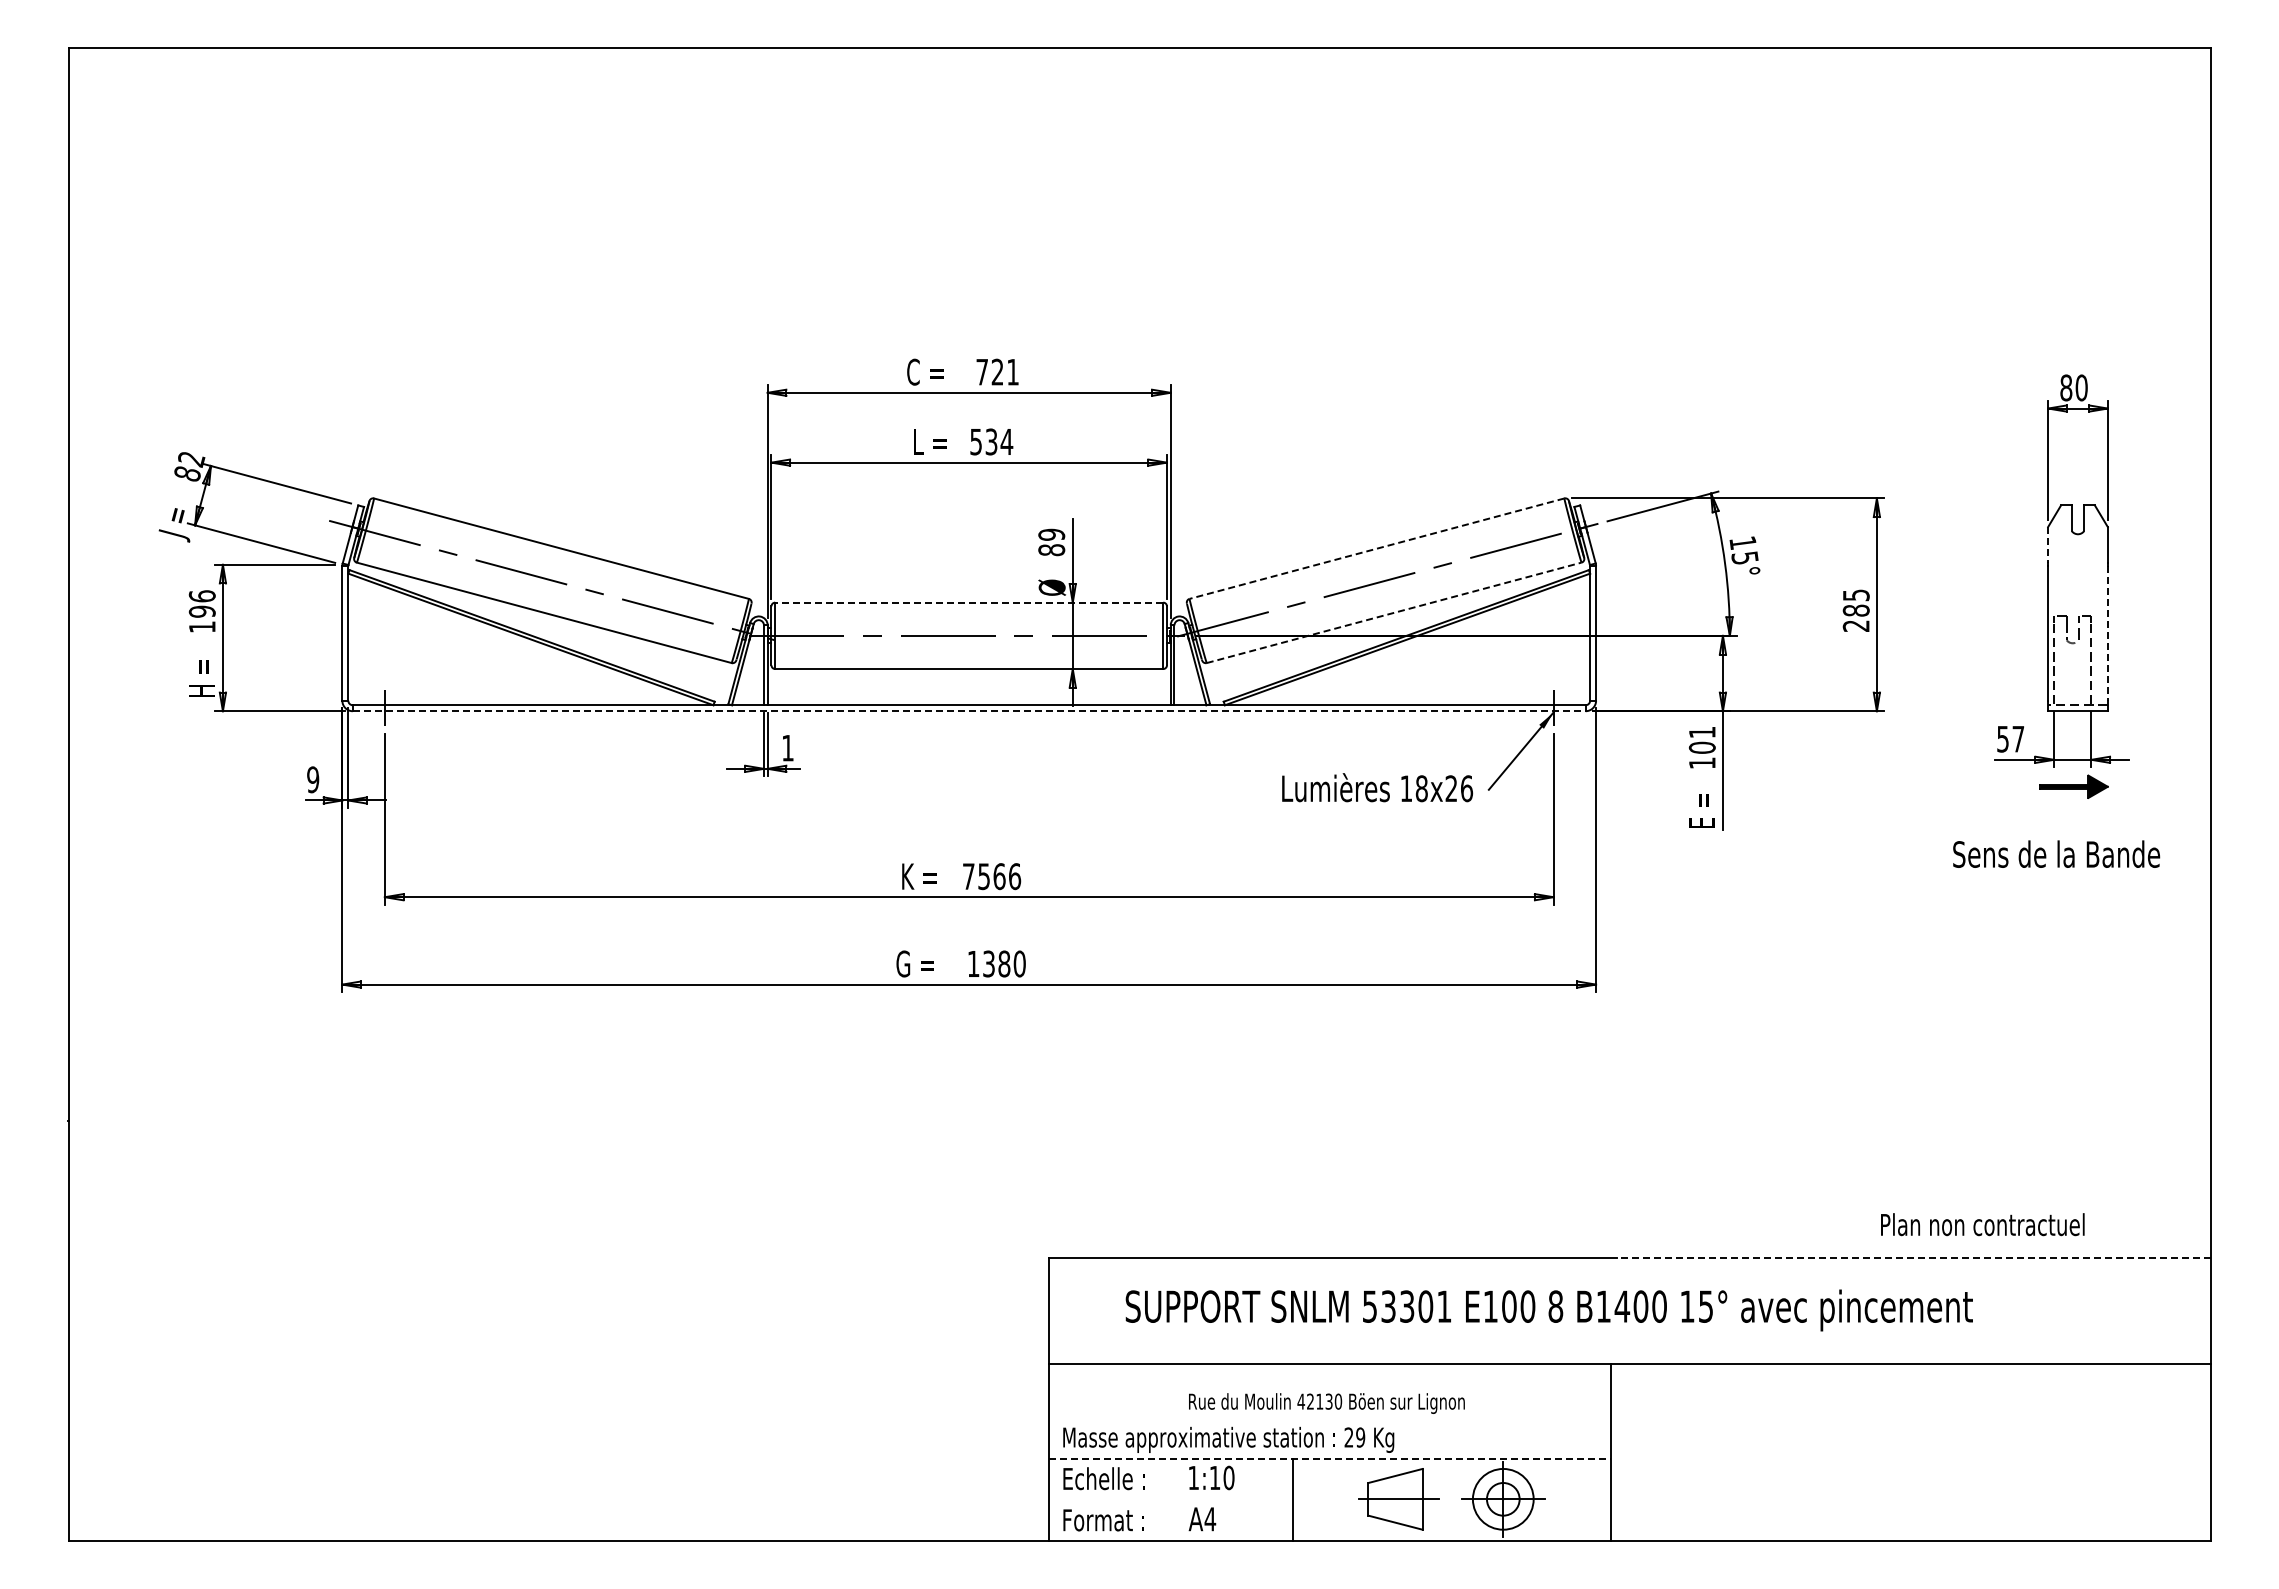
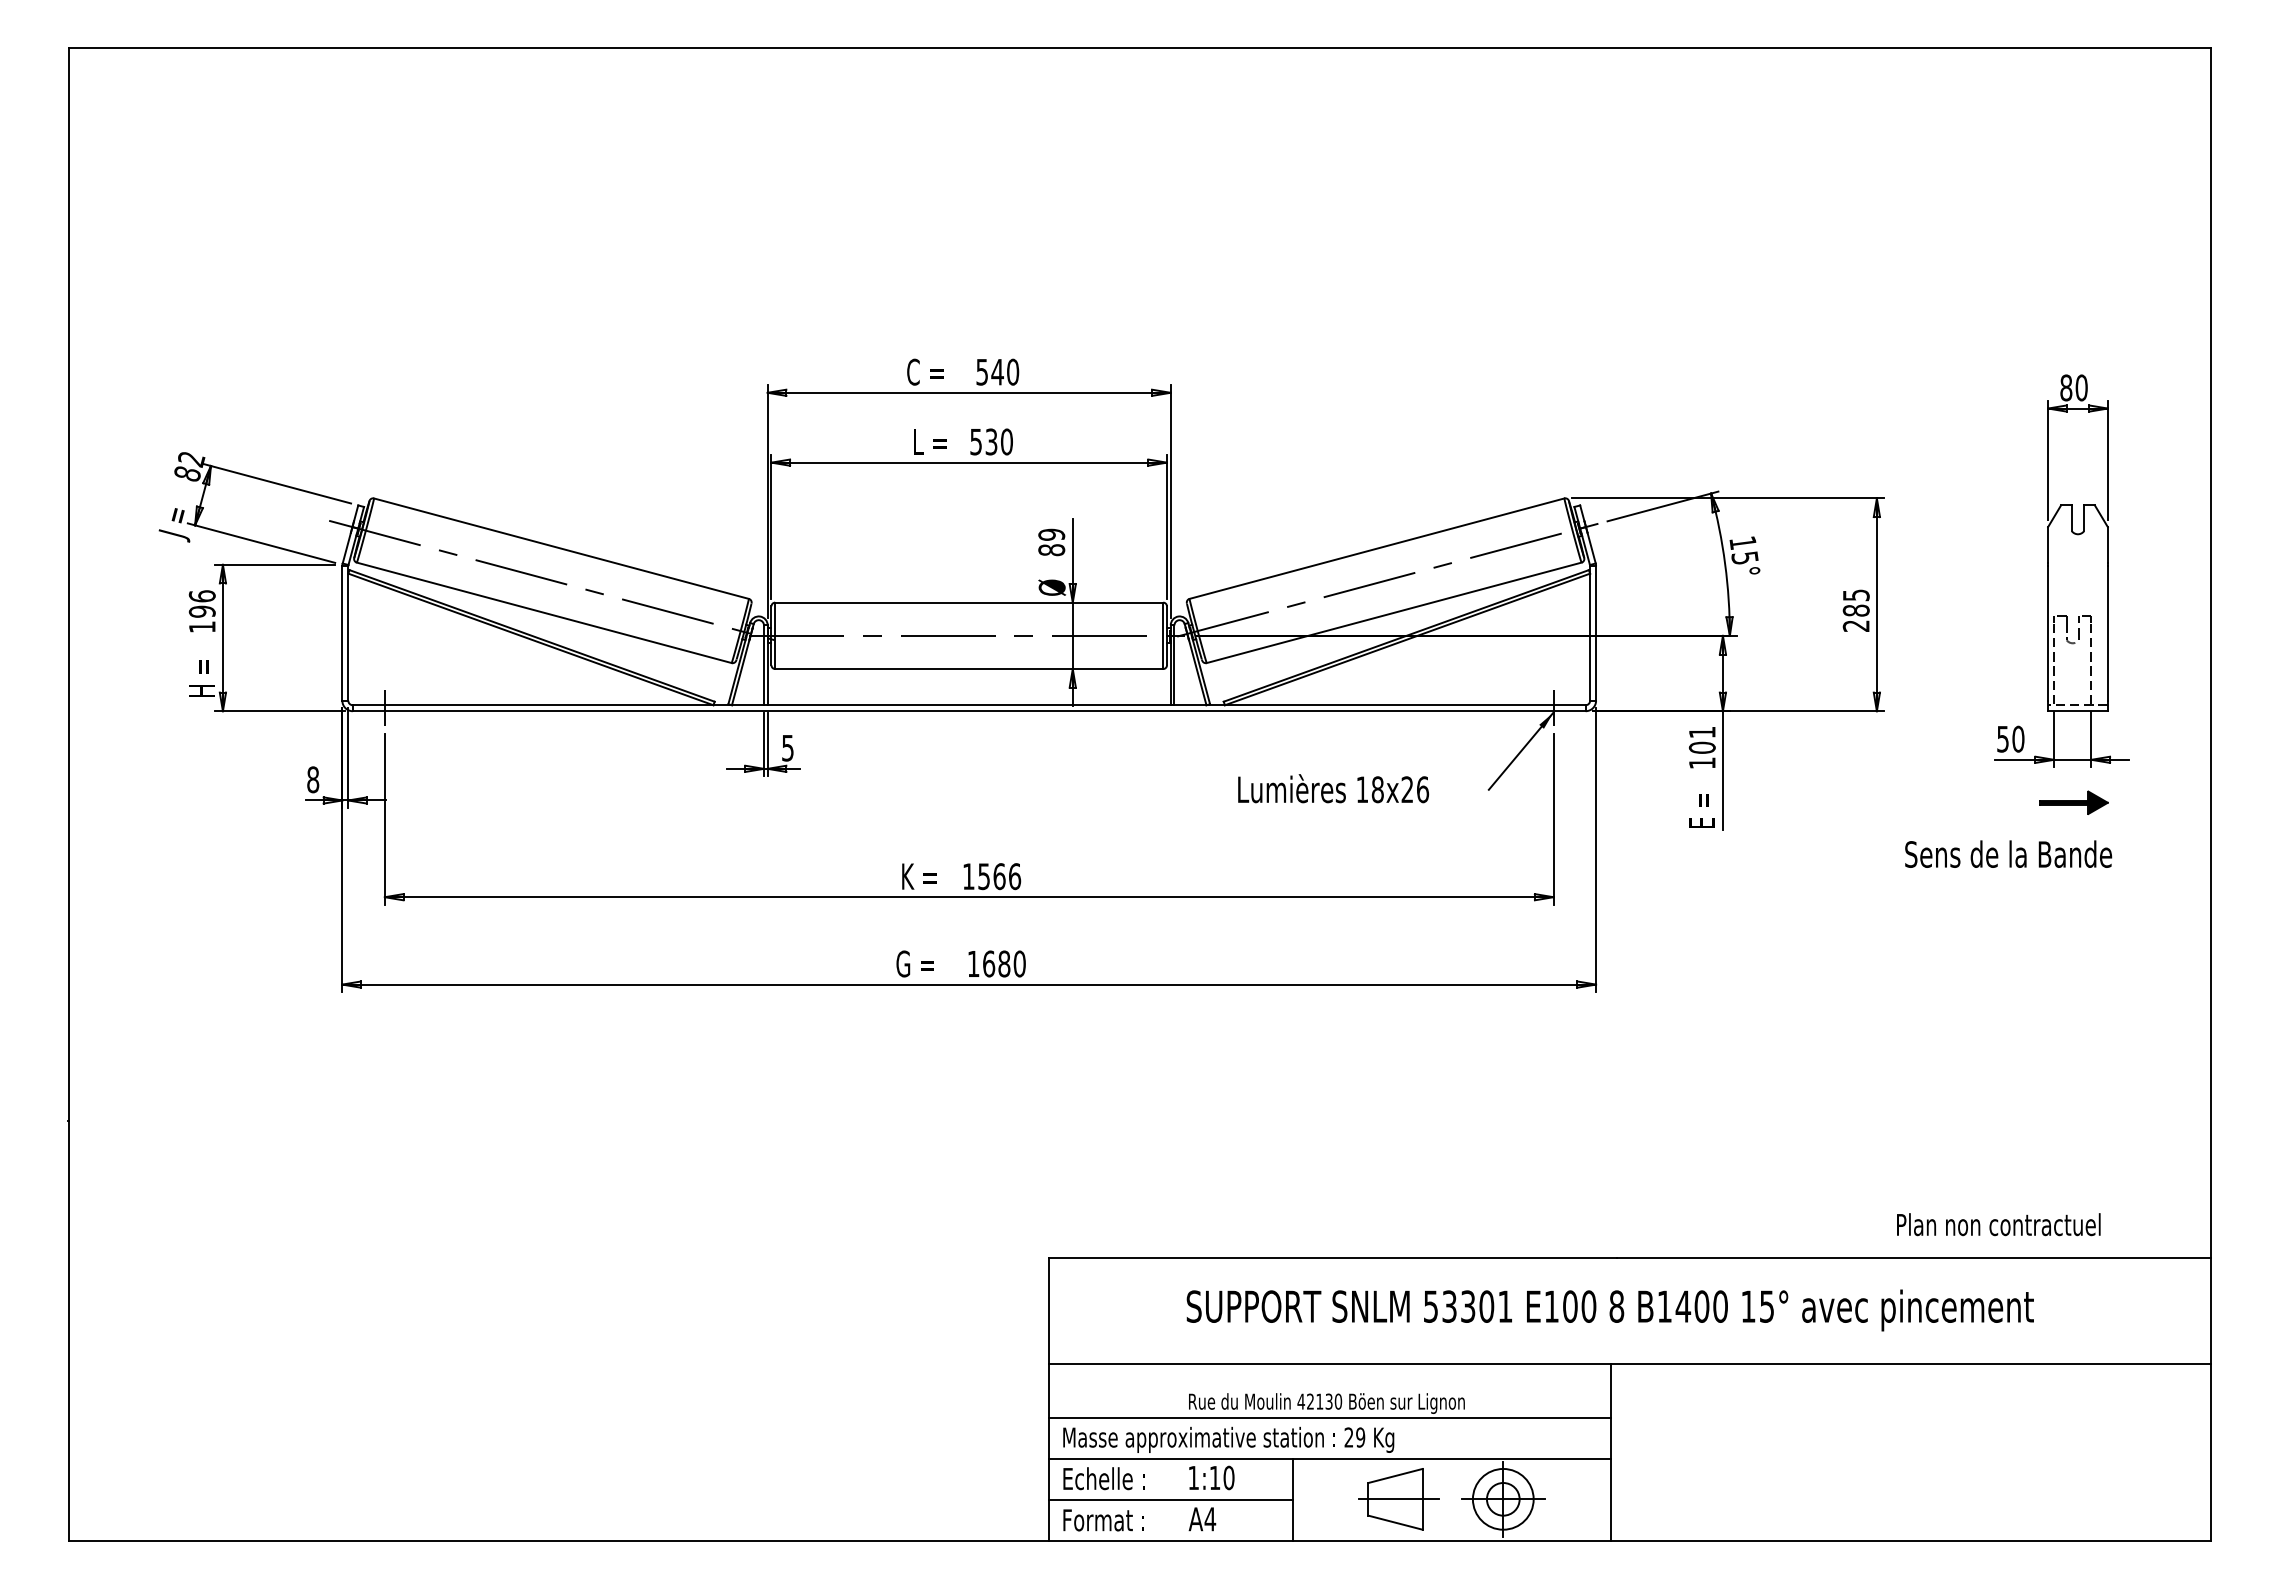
text: 721 -> 540 (997, 371)
text: 534 -> 530 (1006, 441)
line: dashed -> solid (2048, 545)
line: dashed -> solid (1376, 548)
line: dashed -> solid (968, 602)
line: dashed -> solid (1394, 612)
line: dashed -> solid (2107, 633)
line: dashed -> solid (969, 711)
text: 57 -> 50 (2018, 738)
text: 1 -> 5 (787, 748)
text: 9 -> 8 (313, 779)
part position: (2073, 786) -> (2073, 802) (2073, 802)
text position: (1377, 787) -> (1333, 788) (1333, 788)
text position: (2056, 853) -> (2008, 853) (2008, 853)
text: 7566 -> 1566 (968, 876)
text: 1380 -> 1680 (989, 963)
text position: (1982, 1224) -> (1998, 1224) (1998, 1224)
line: dashed -> solid (1913, 1257)
text position: (1548, 1310) -> (1609, 1310) (1609, 1310)
line: none -> present (1330, 1418)
line: dashed -> solid (1330, 1459)
line: none -> present (1170, 1500)
